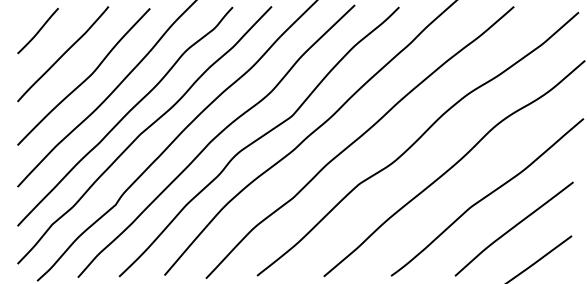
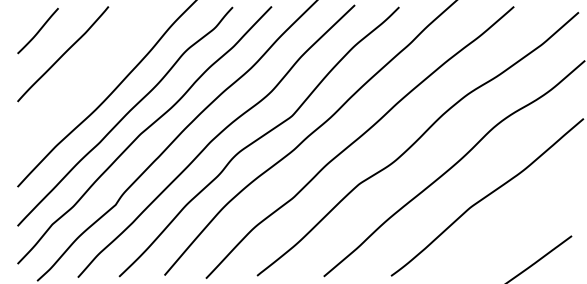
curve: present -> none (85, 78)
curve: present -> none (513, 228)
